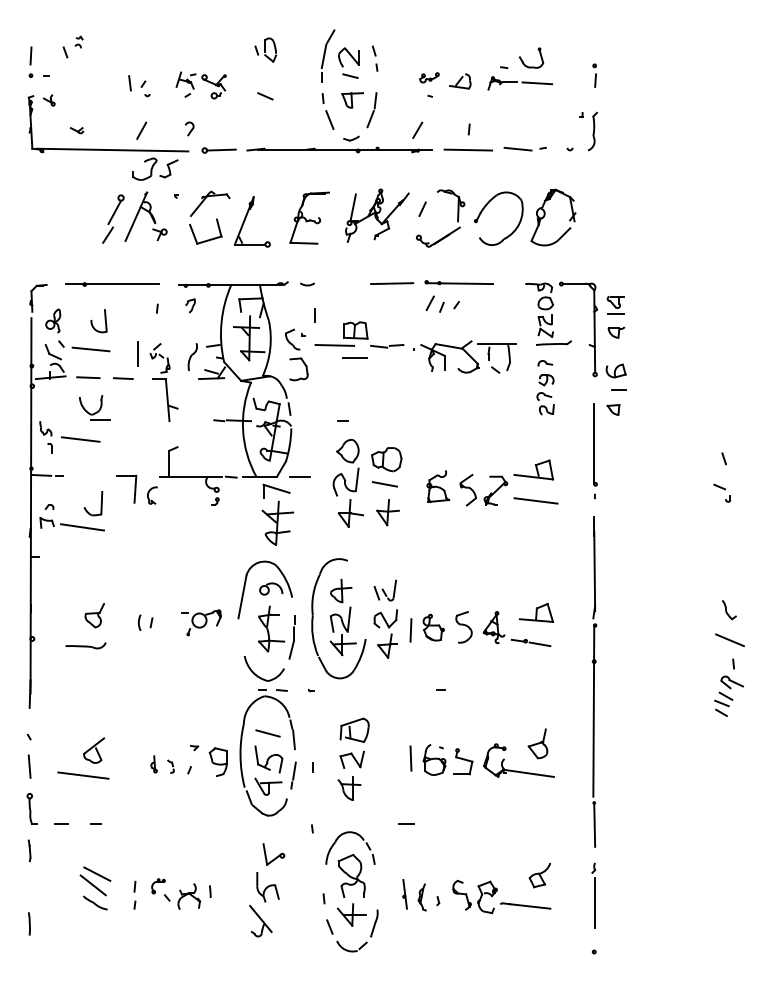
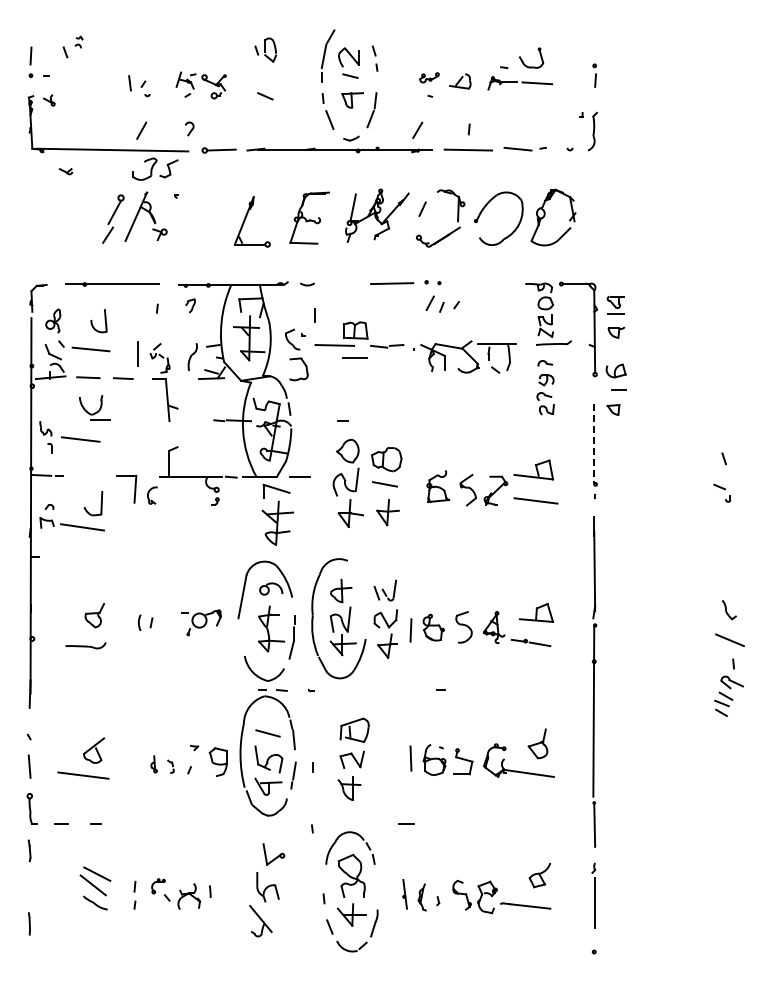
part position: (76, 130) -> (65, 171) (65, 171)
part: present -> none (216, 218)
line: present -> none (459, 283)
line: solid -> dashed (594, 444)
